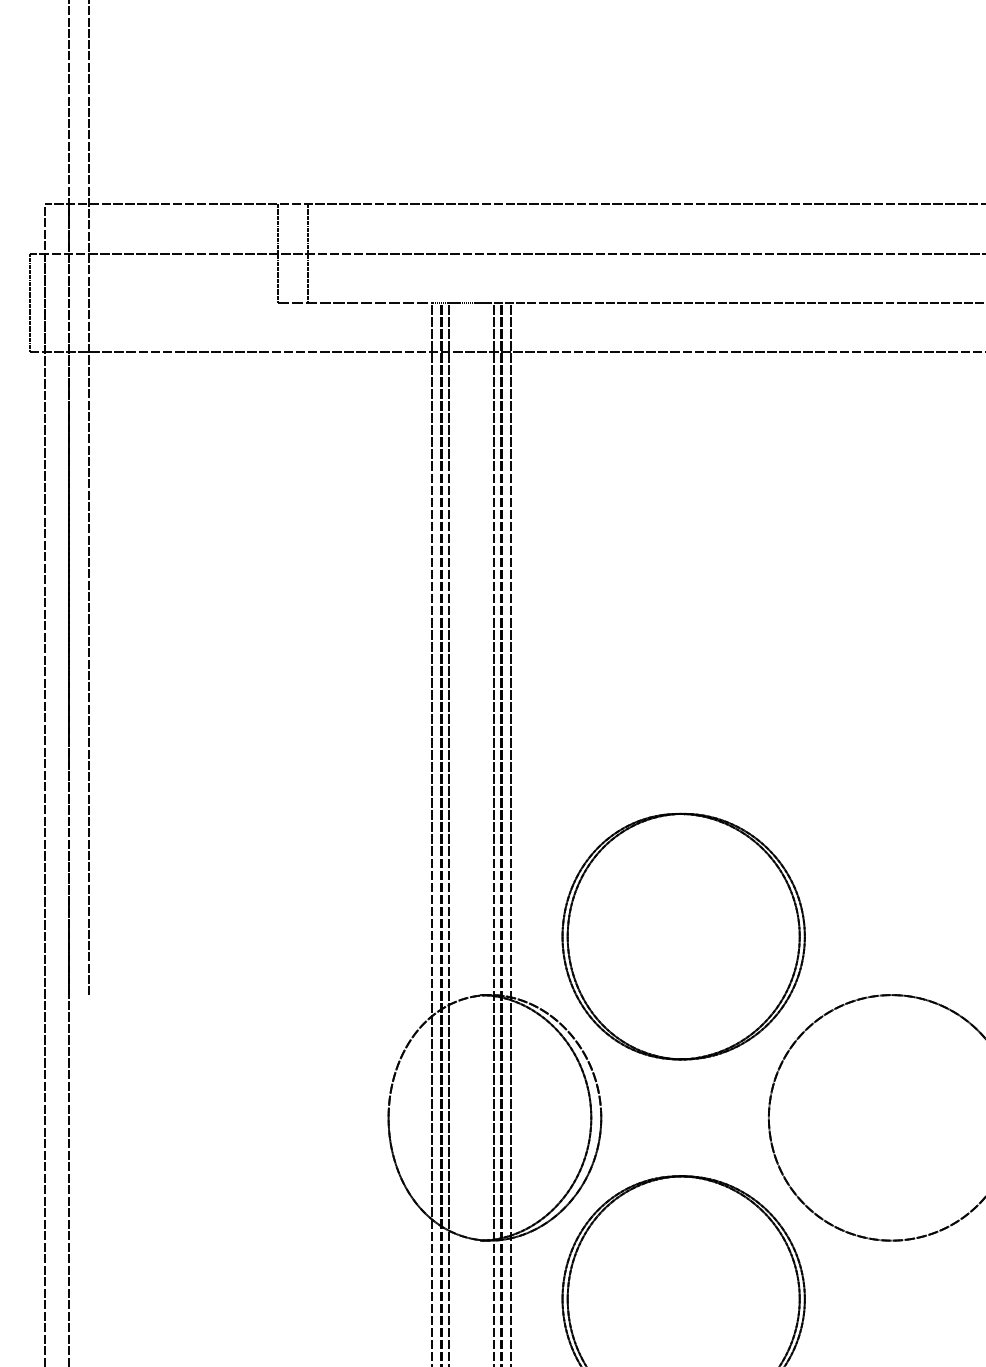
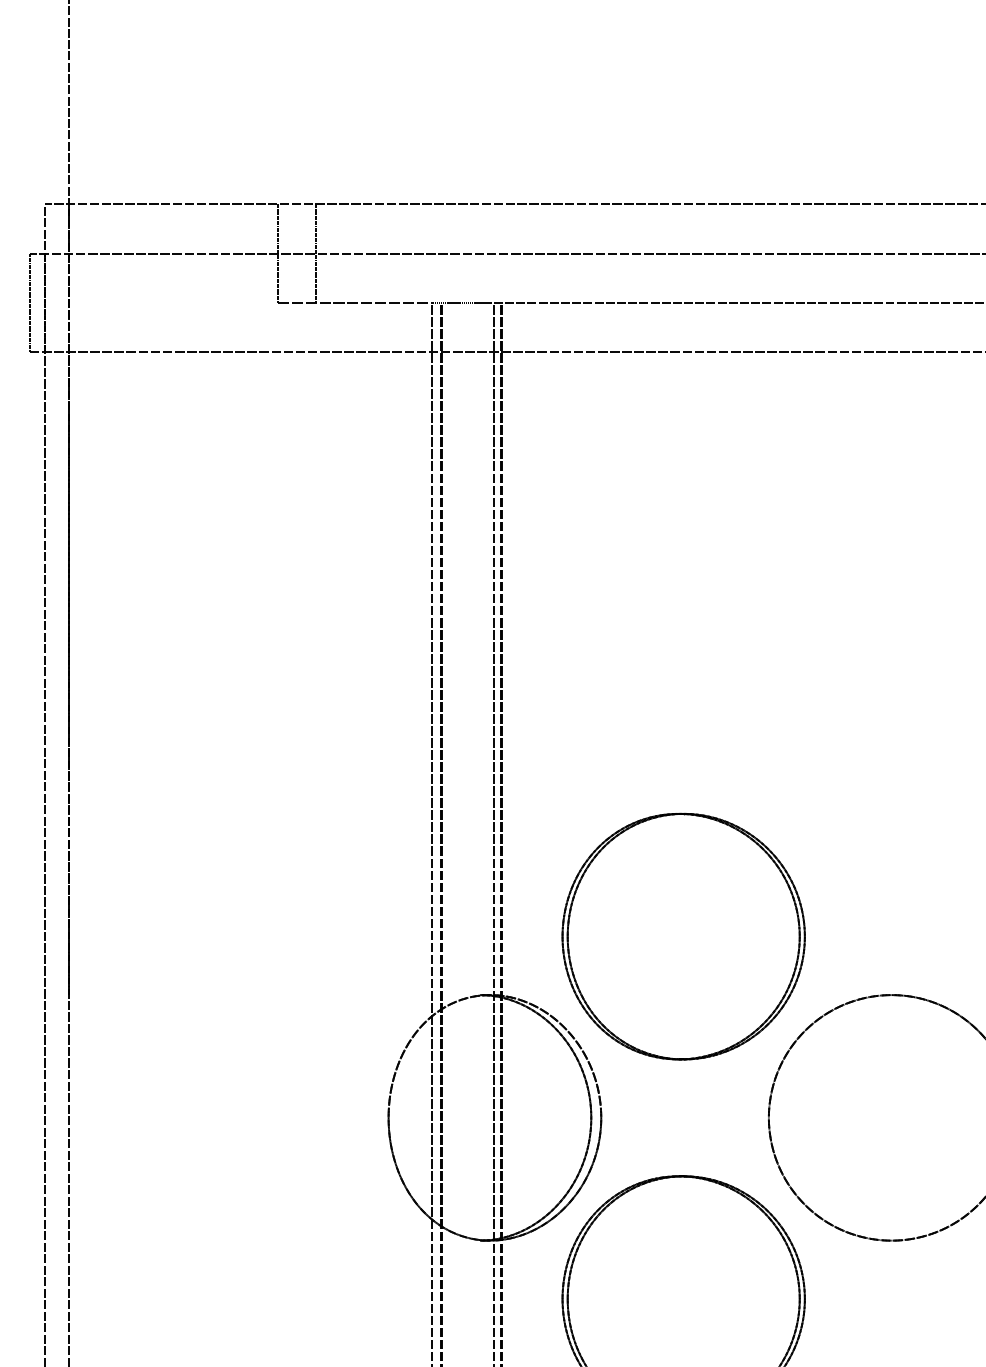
line position: (308, 253) -> (316, 253) (316, 253)
line: present -> none (88, 498)
line: present -> none (449, 832)
line: present -> none (510, 832)
